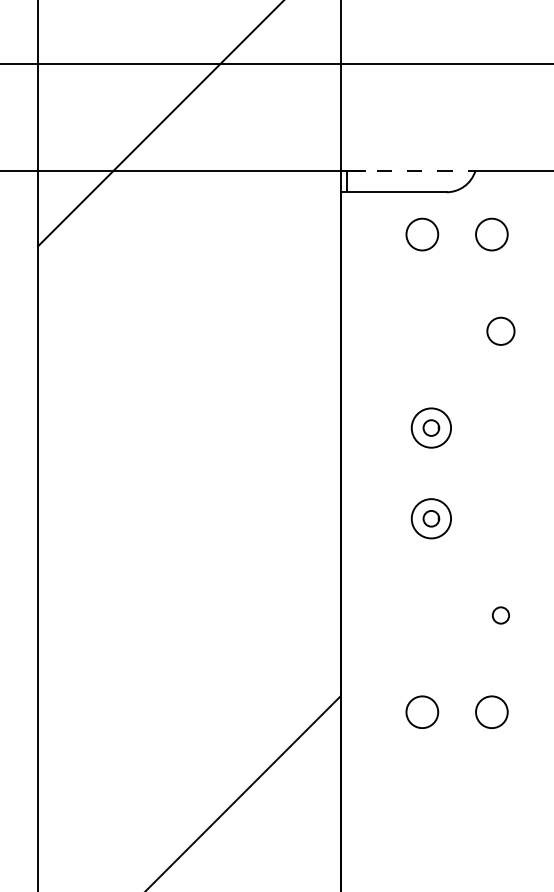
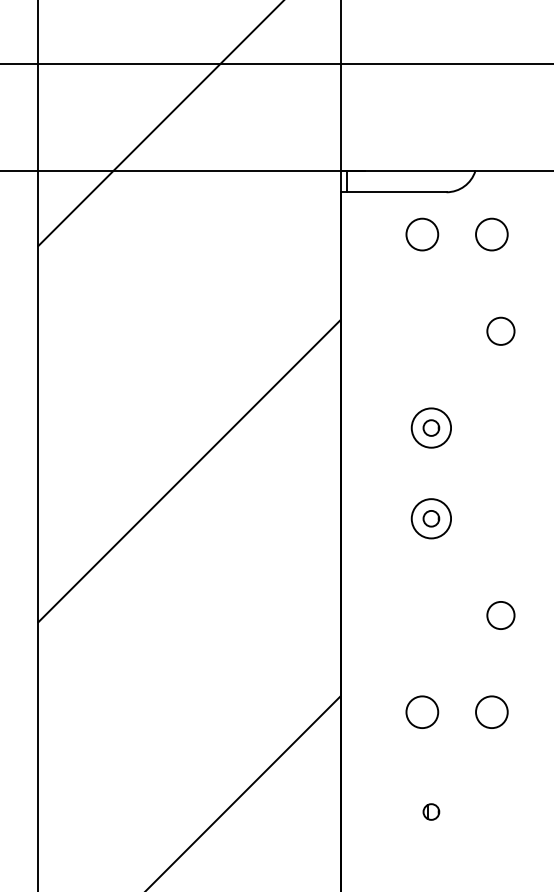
line: dashed -> solid (411, 171)
line: none -> present (189, 470)
circle size: 19x19 px -> 30x29 px (500, 615)
part: none -> present (431, 811)
